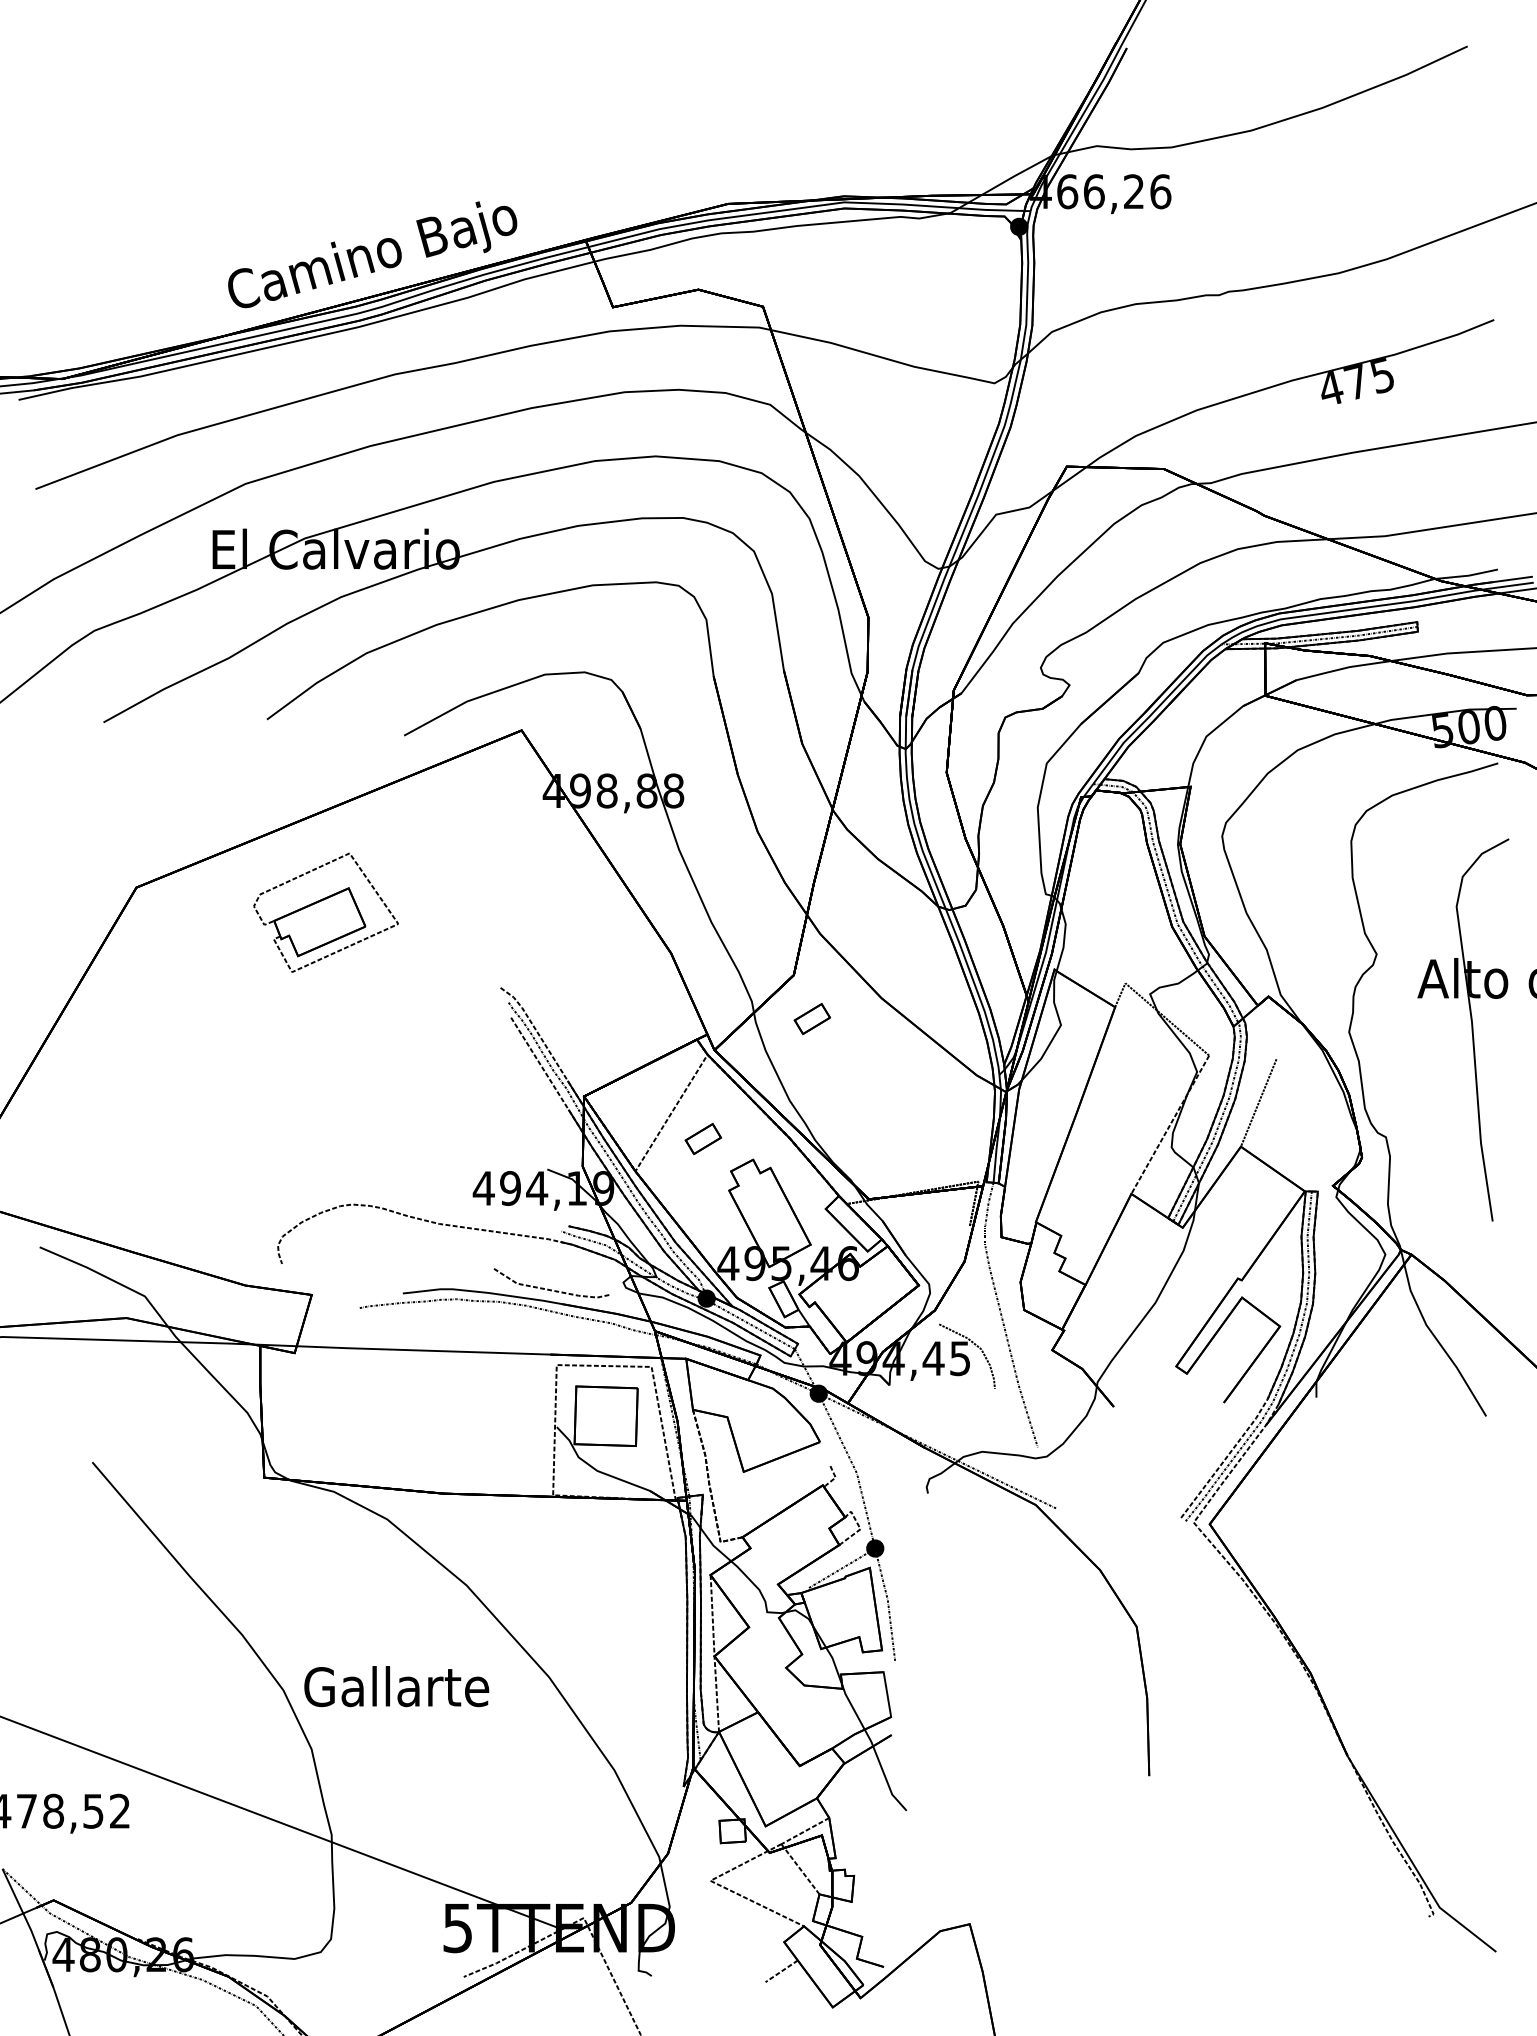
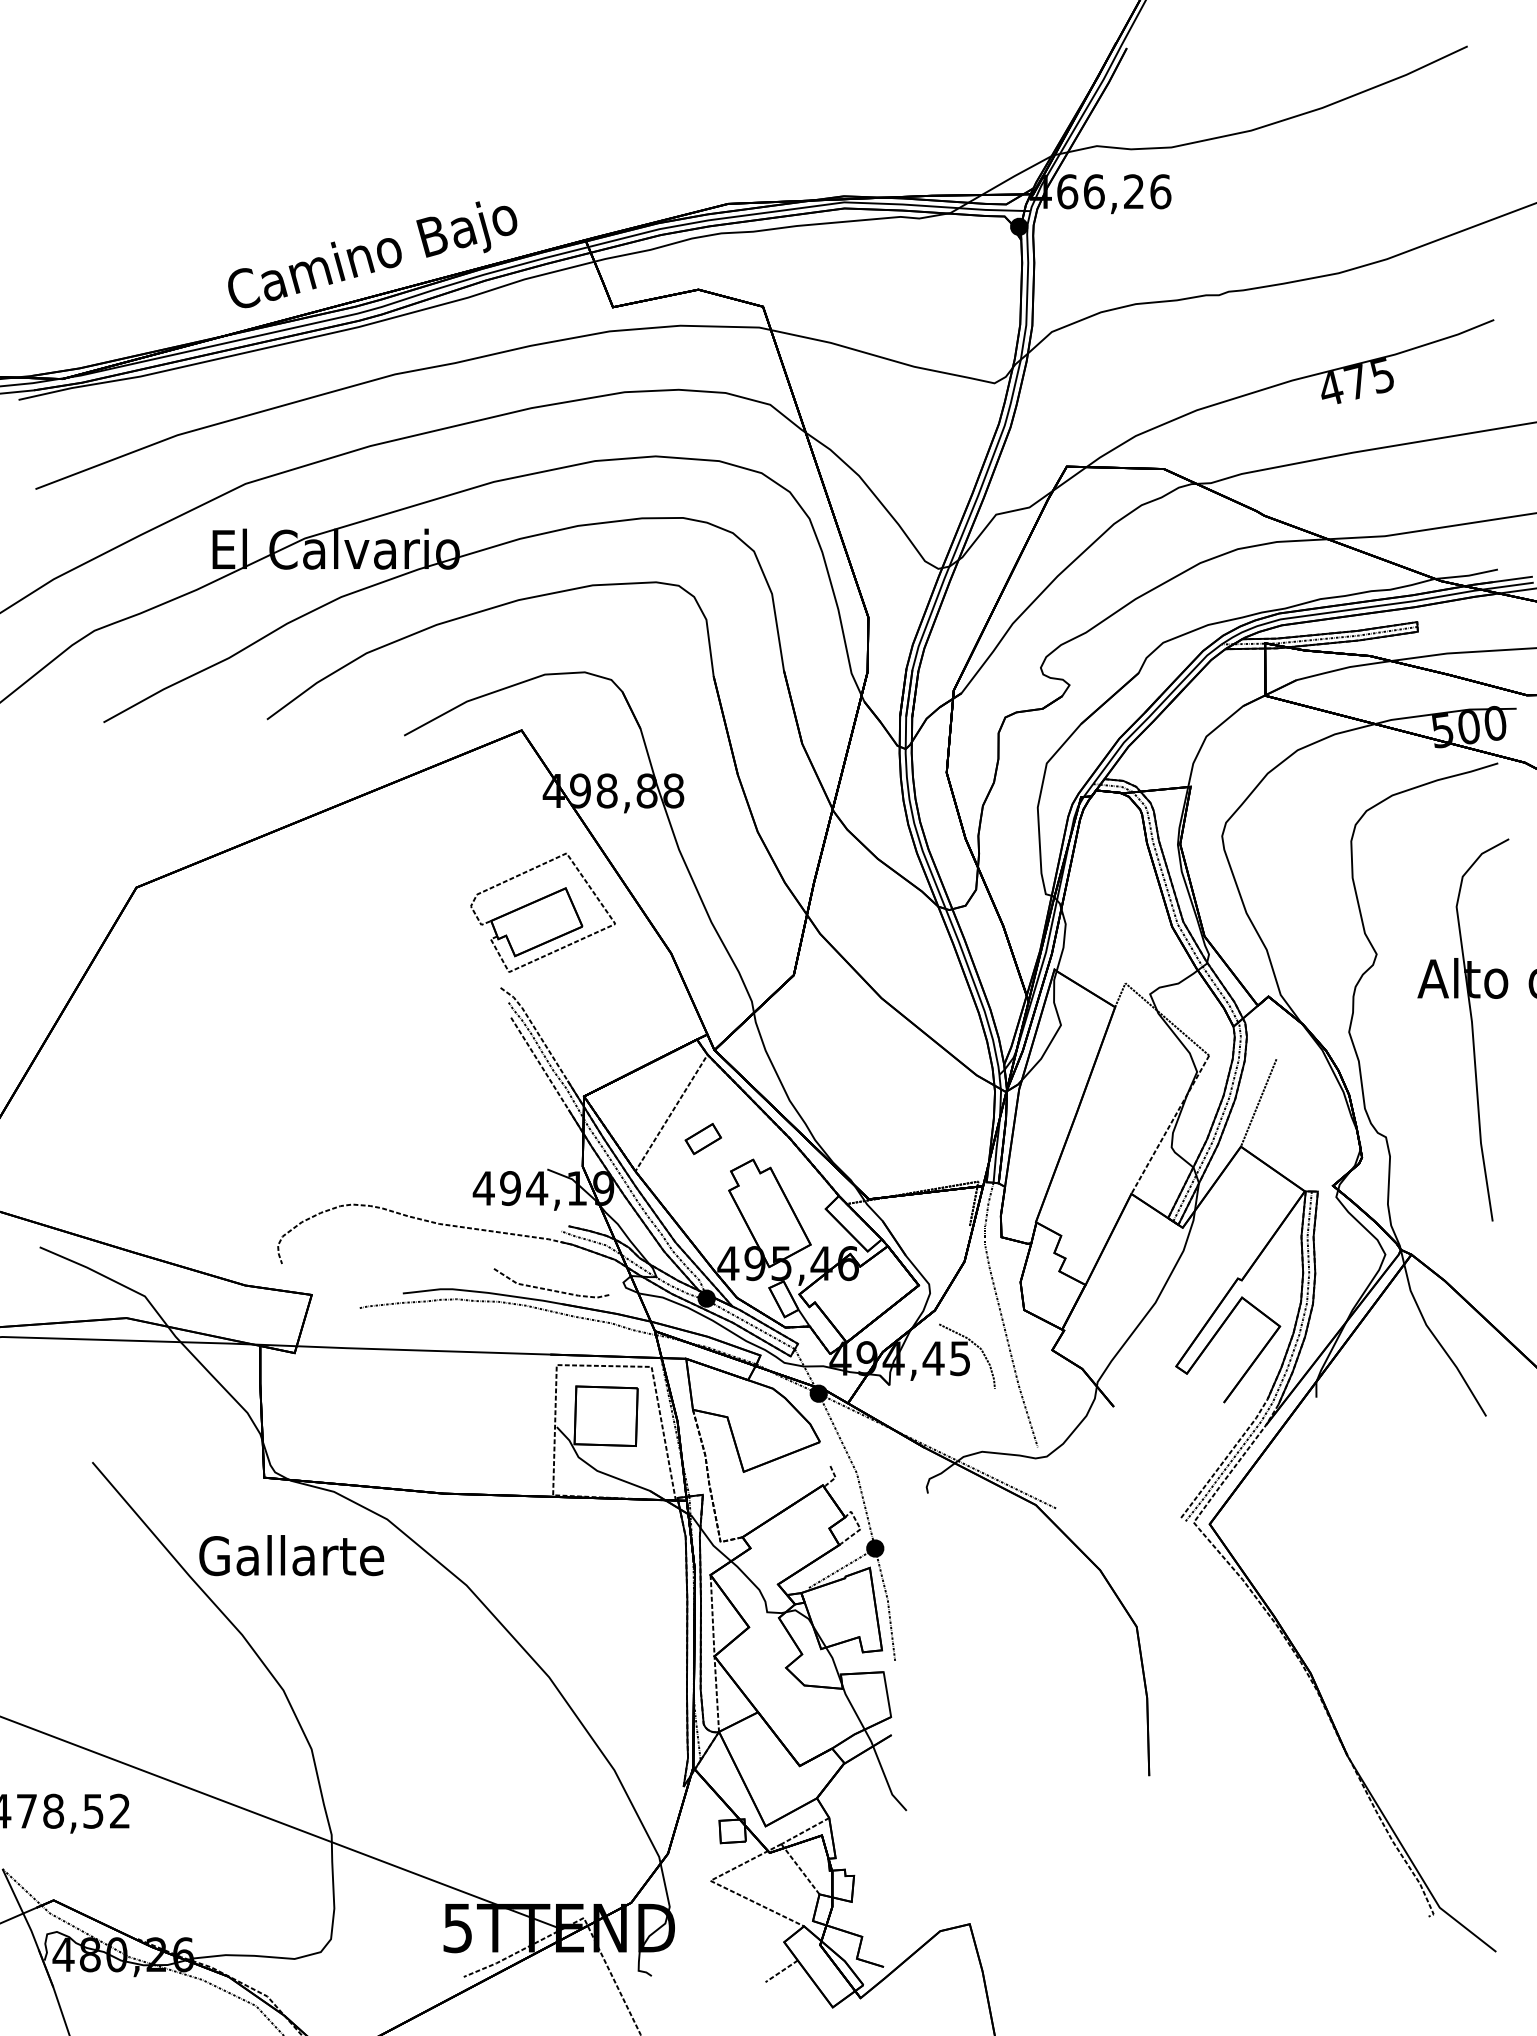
part position: (325, 912) -> (542, 912) (542, 912)
part: present -> none (811, 1019)
text position: (396, 1686) -> (291, 1555) (291, 1555)
